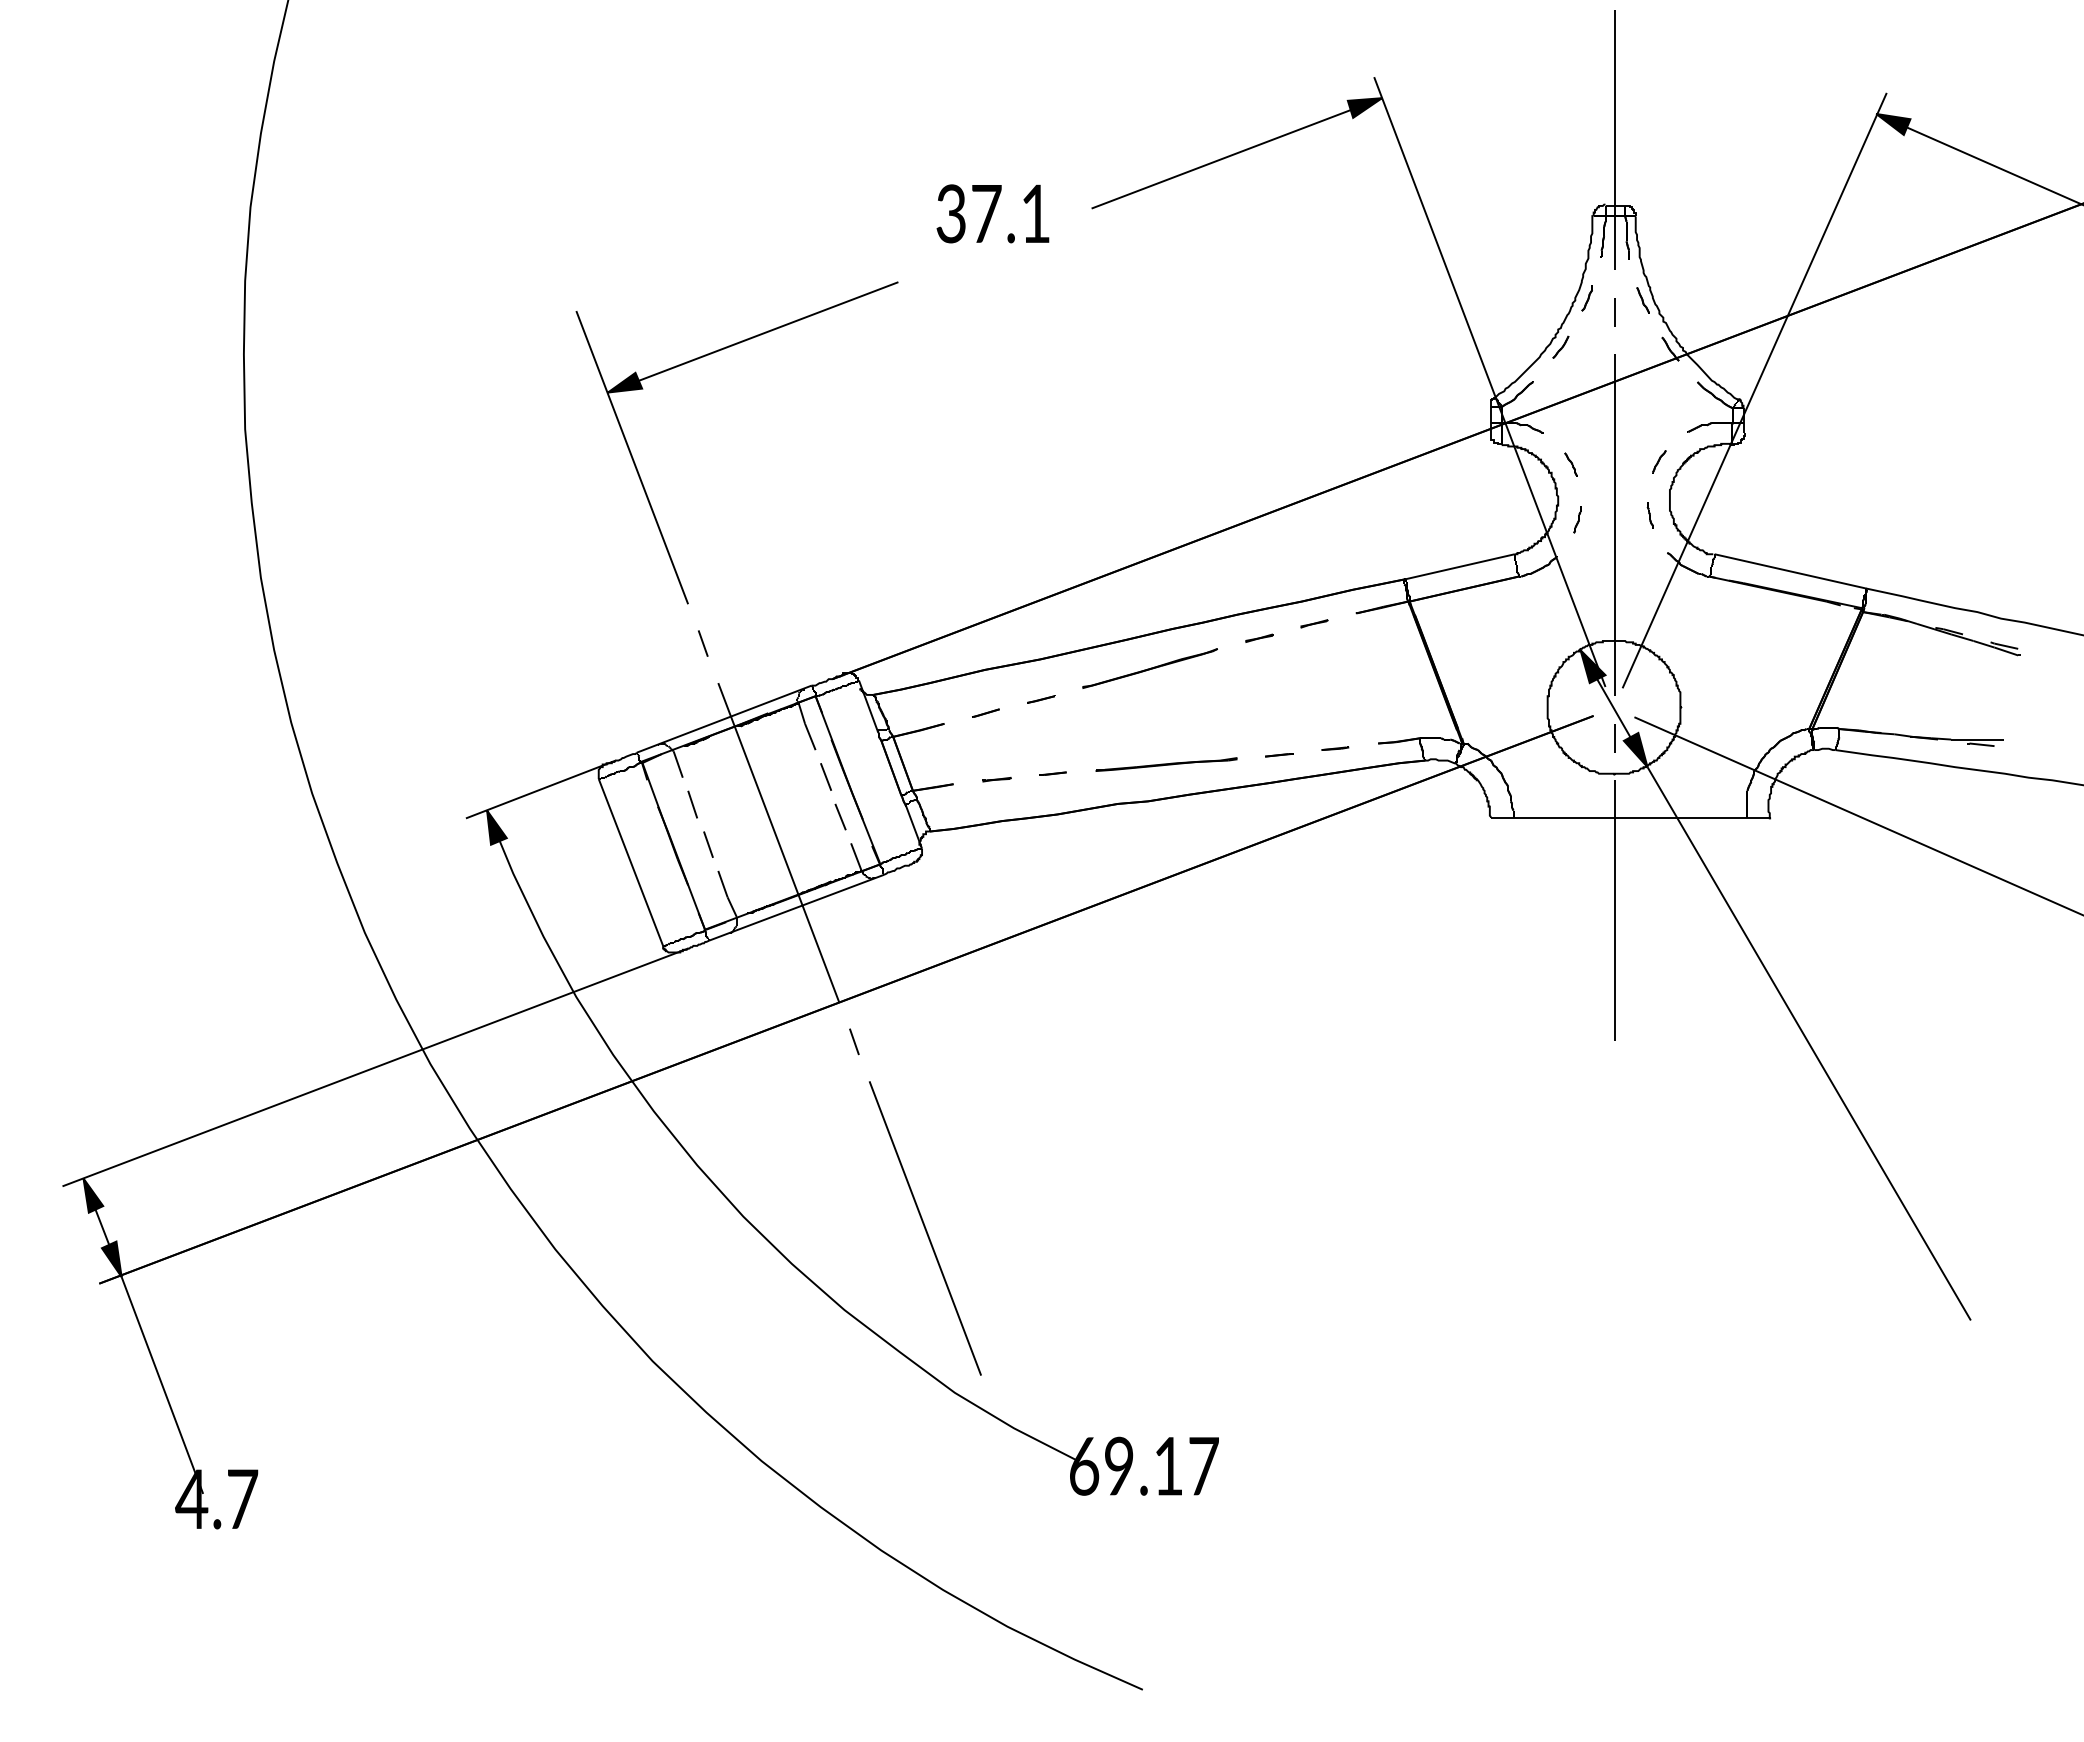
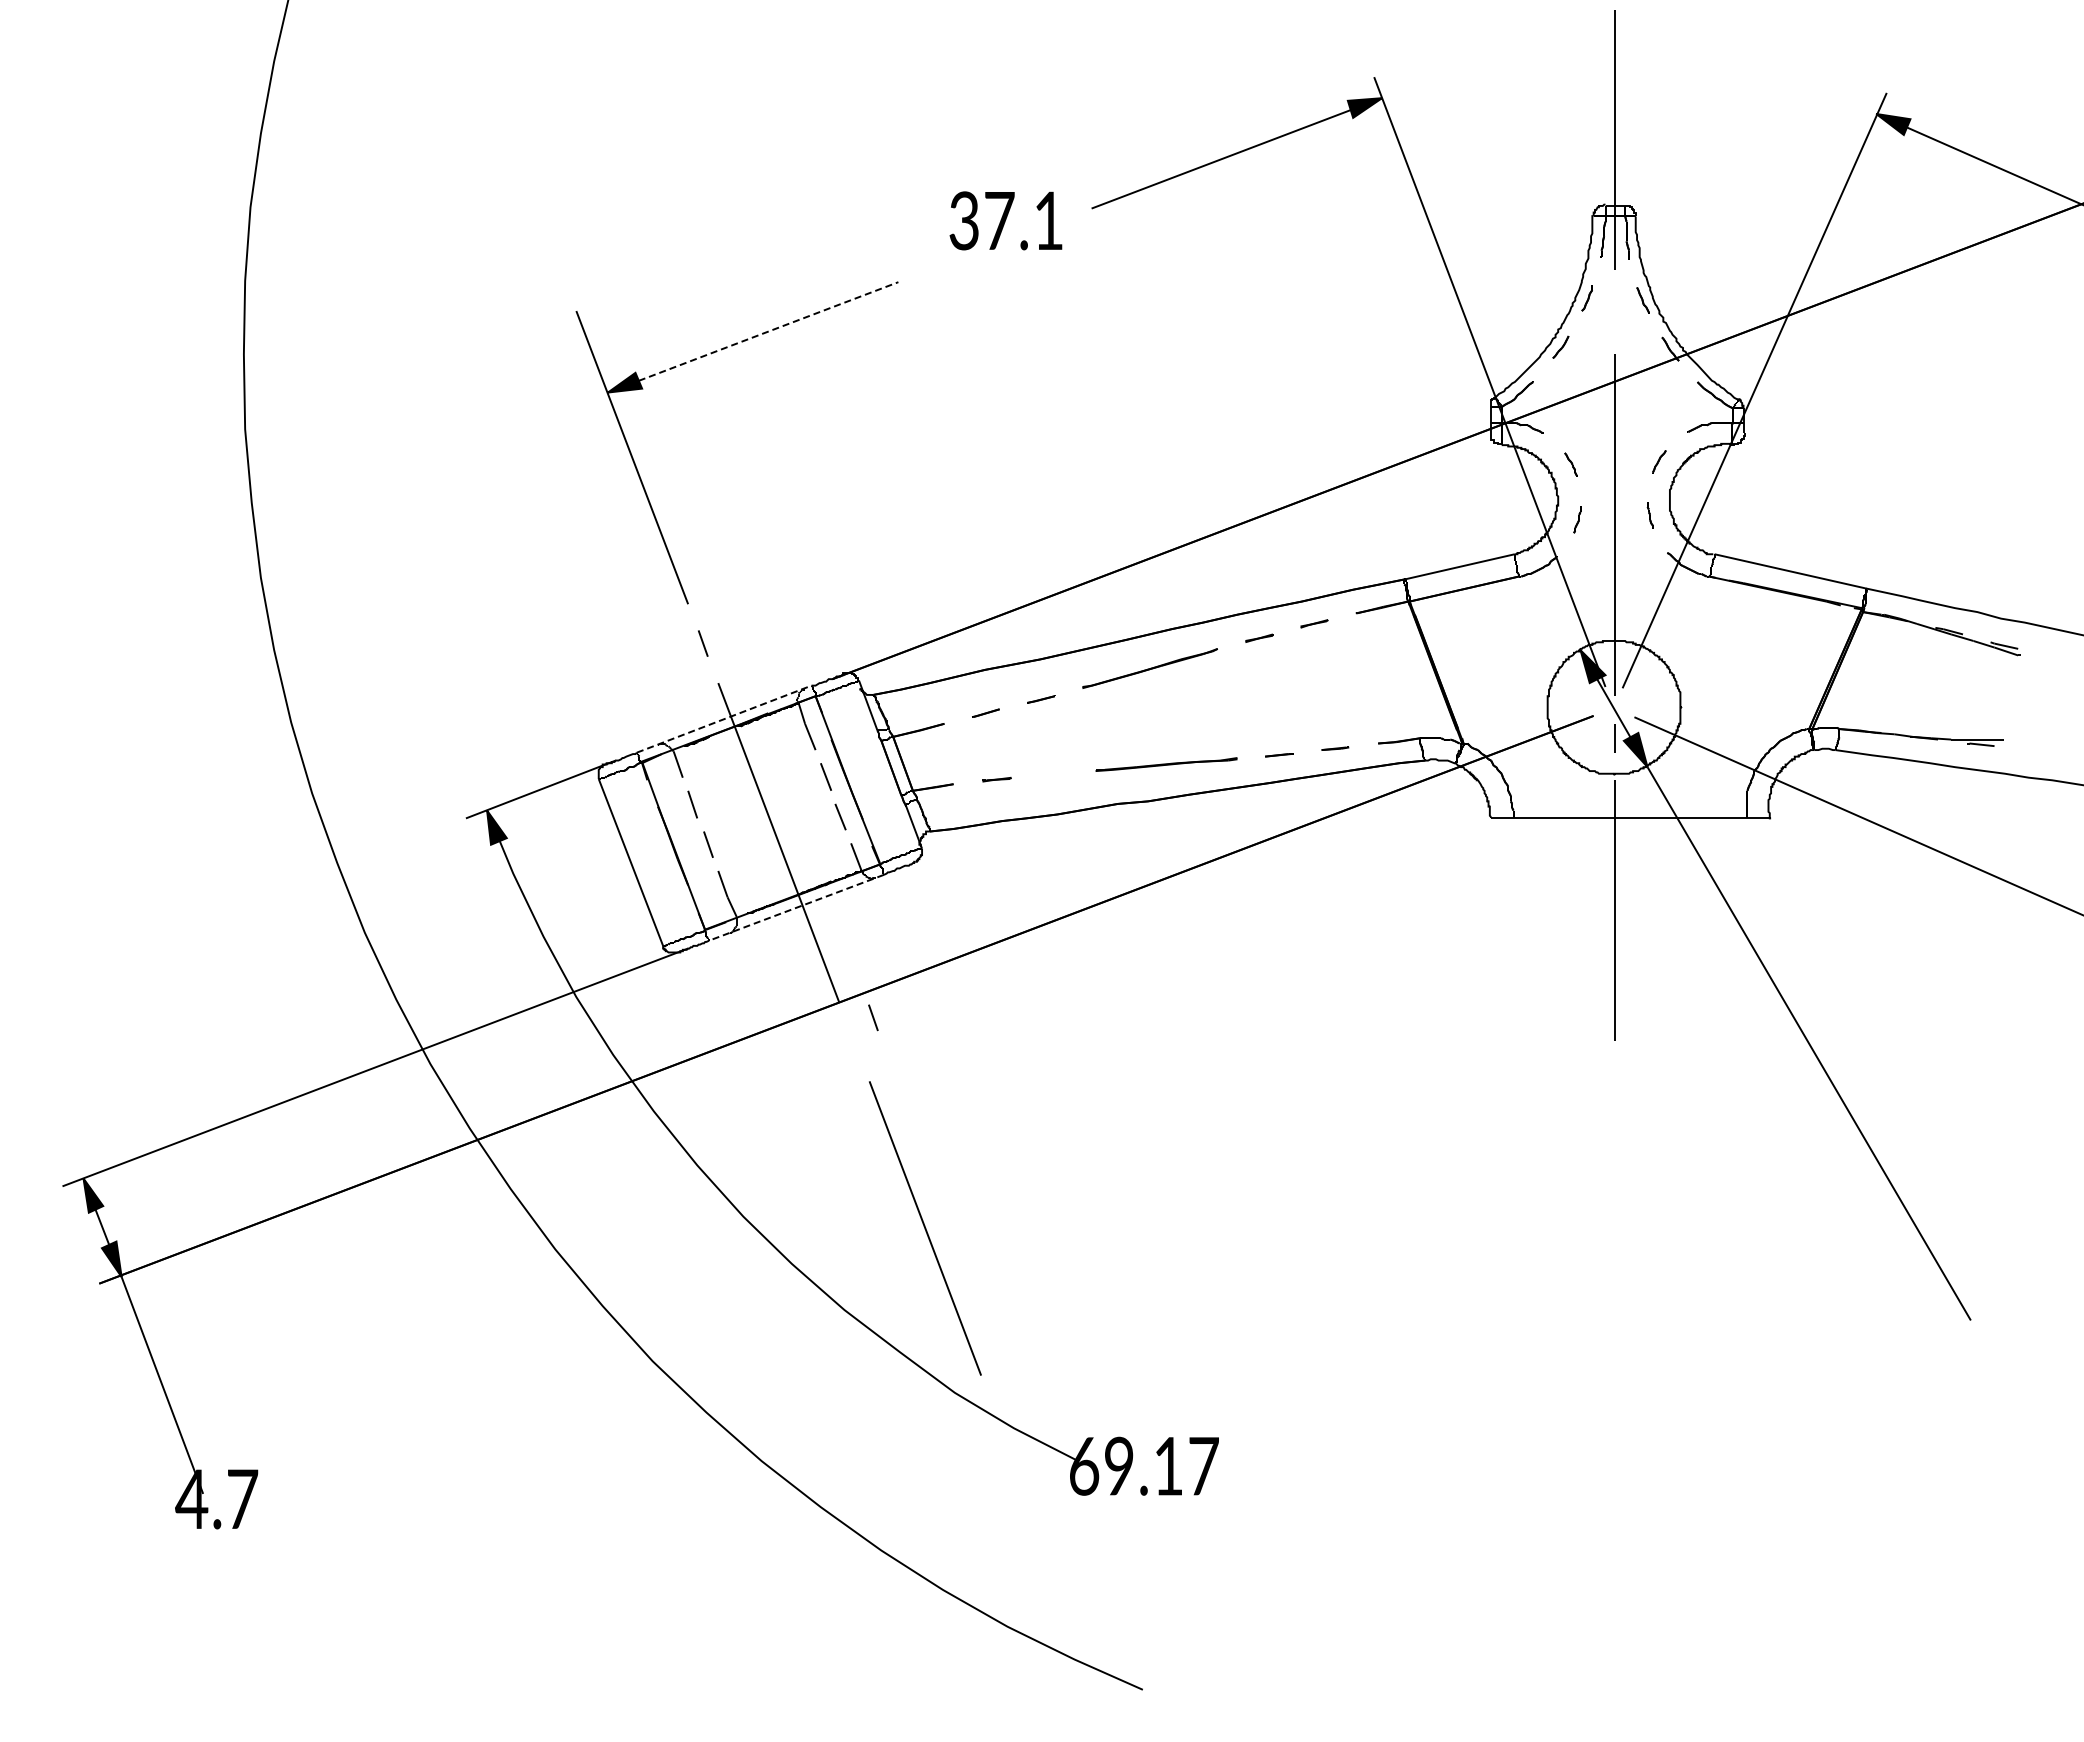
text position: (992, 213) -> (1005, 220) (1005, 220)
line: present -> none (1614, 312)
line: solid -> dashed (753, 337)
line: solid -> dashed (724, 719)
line: present -> none (1052, 773)
line: solid -> dashed (796, 907)
line position: (854, 1041) -> (873, 1017) (873, 1017)
